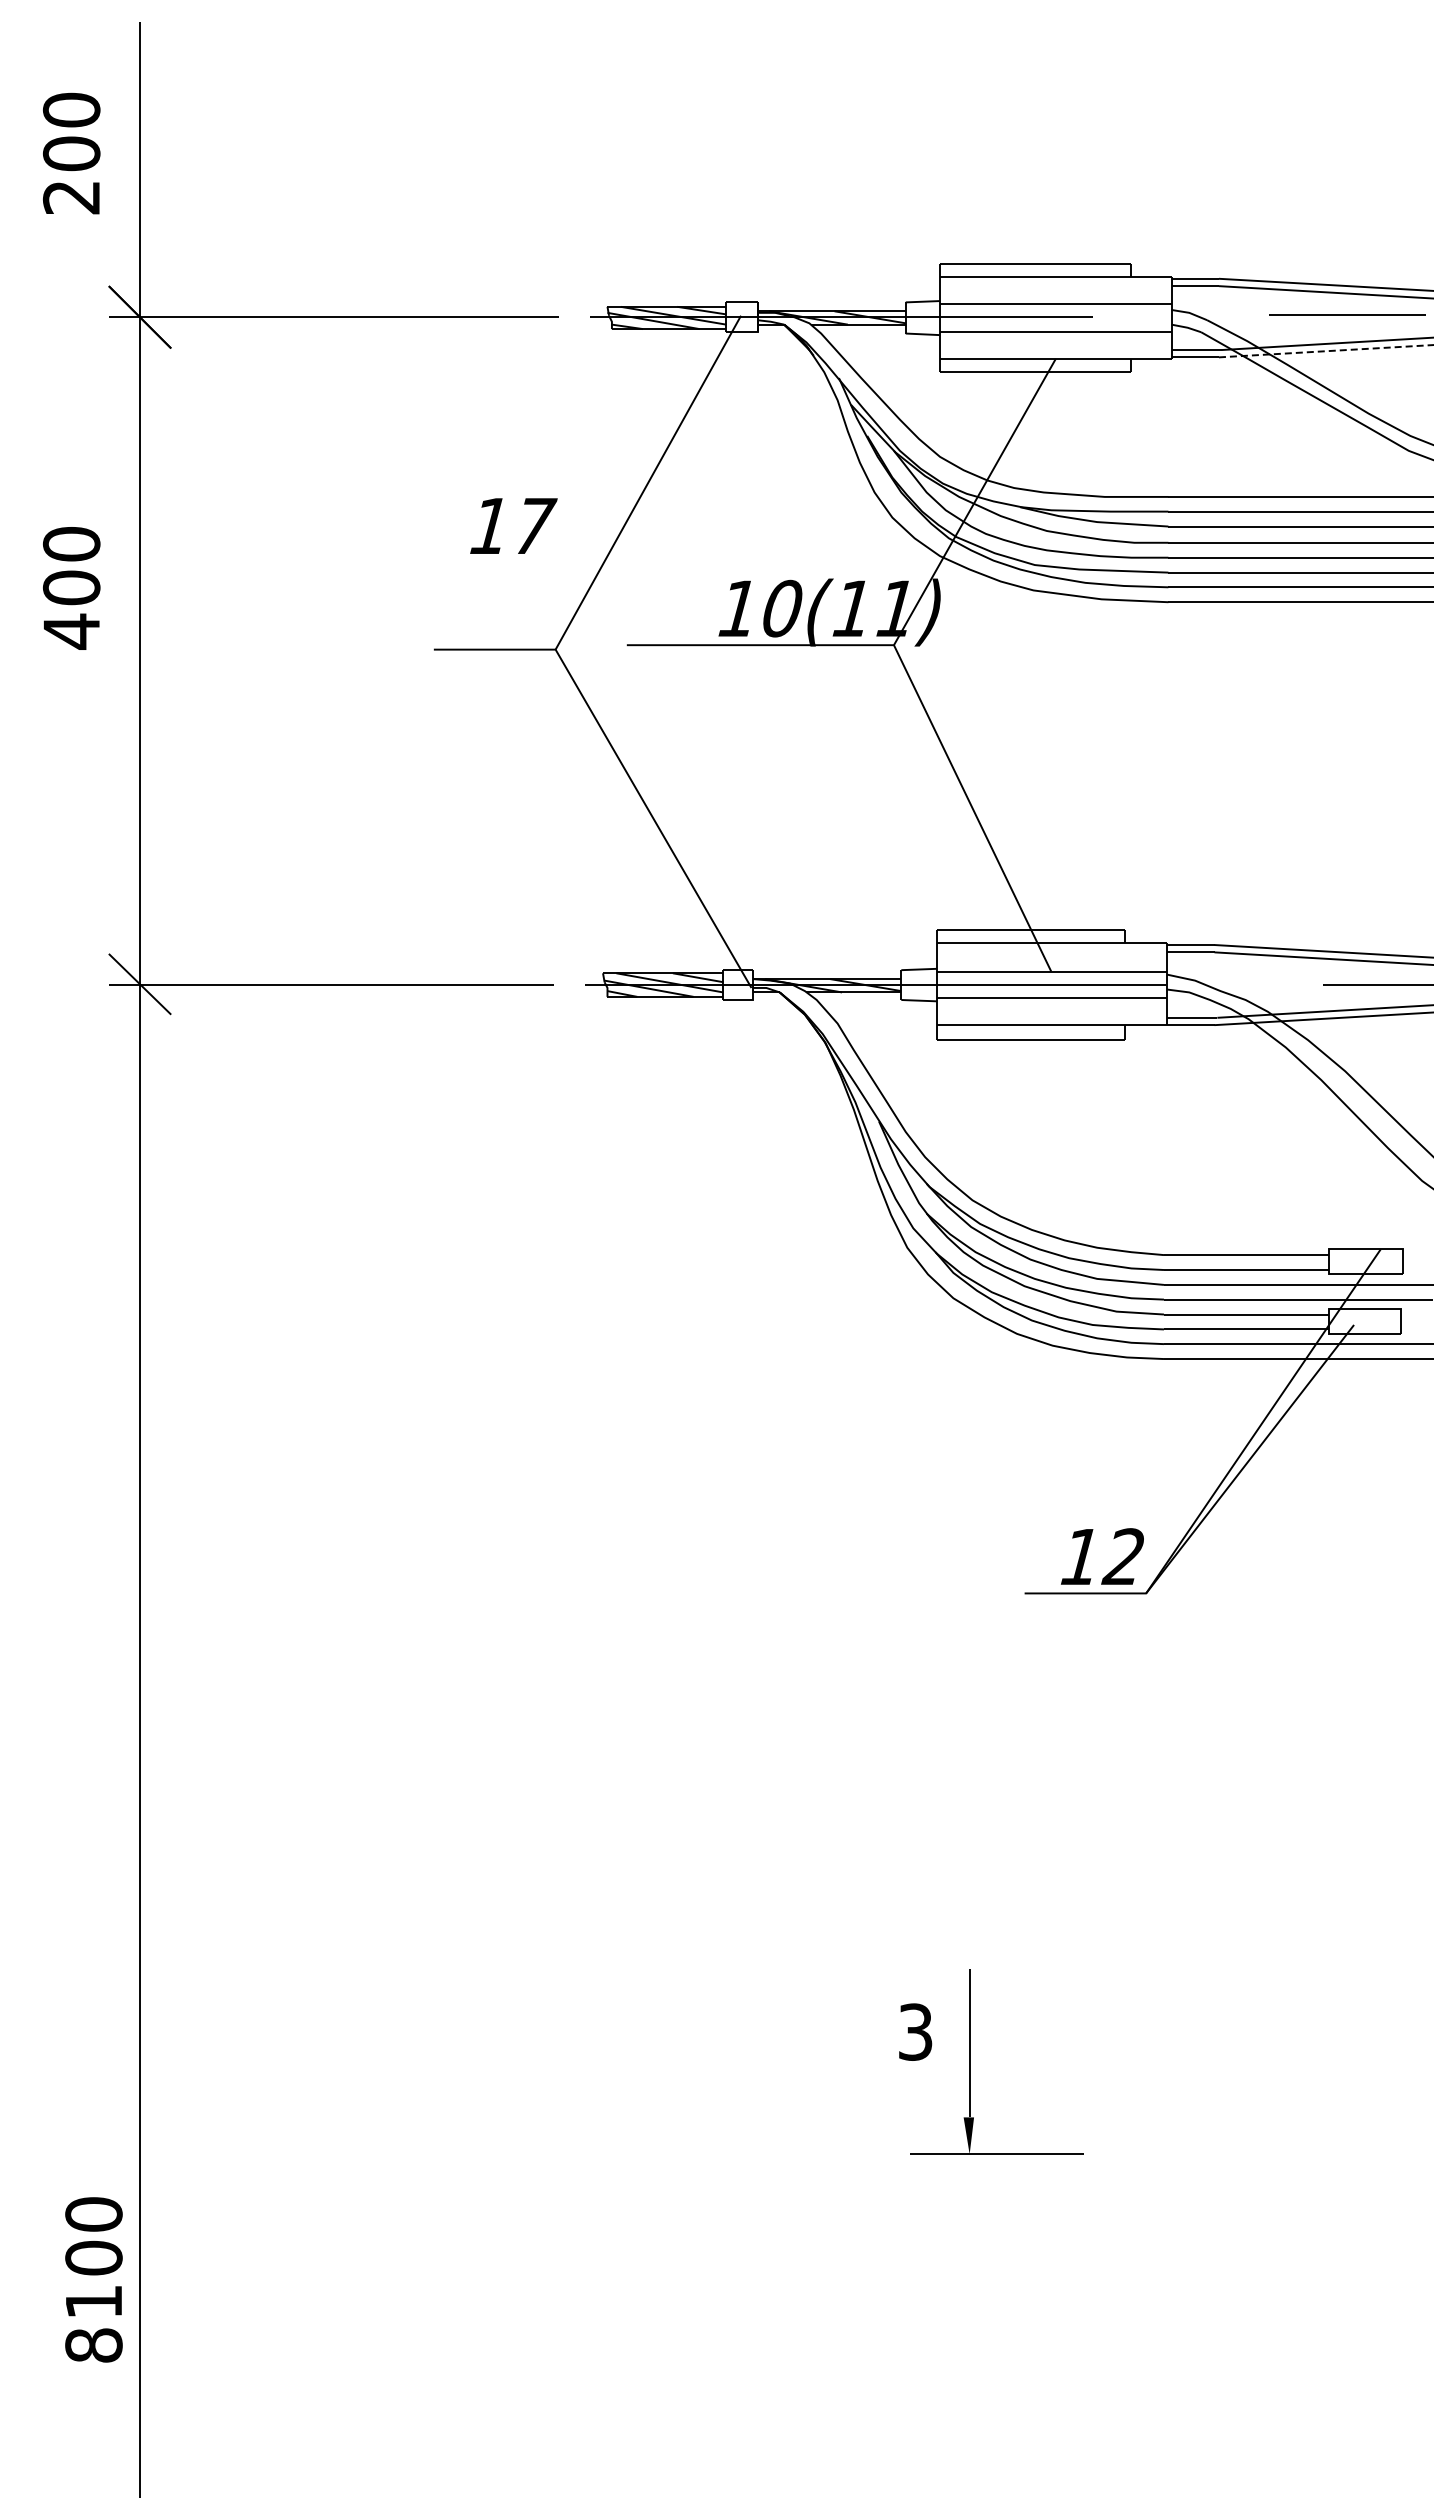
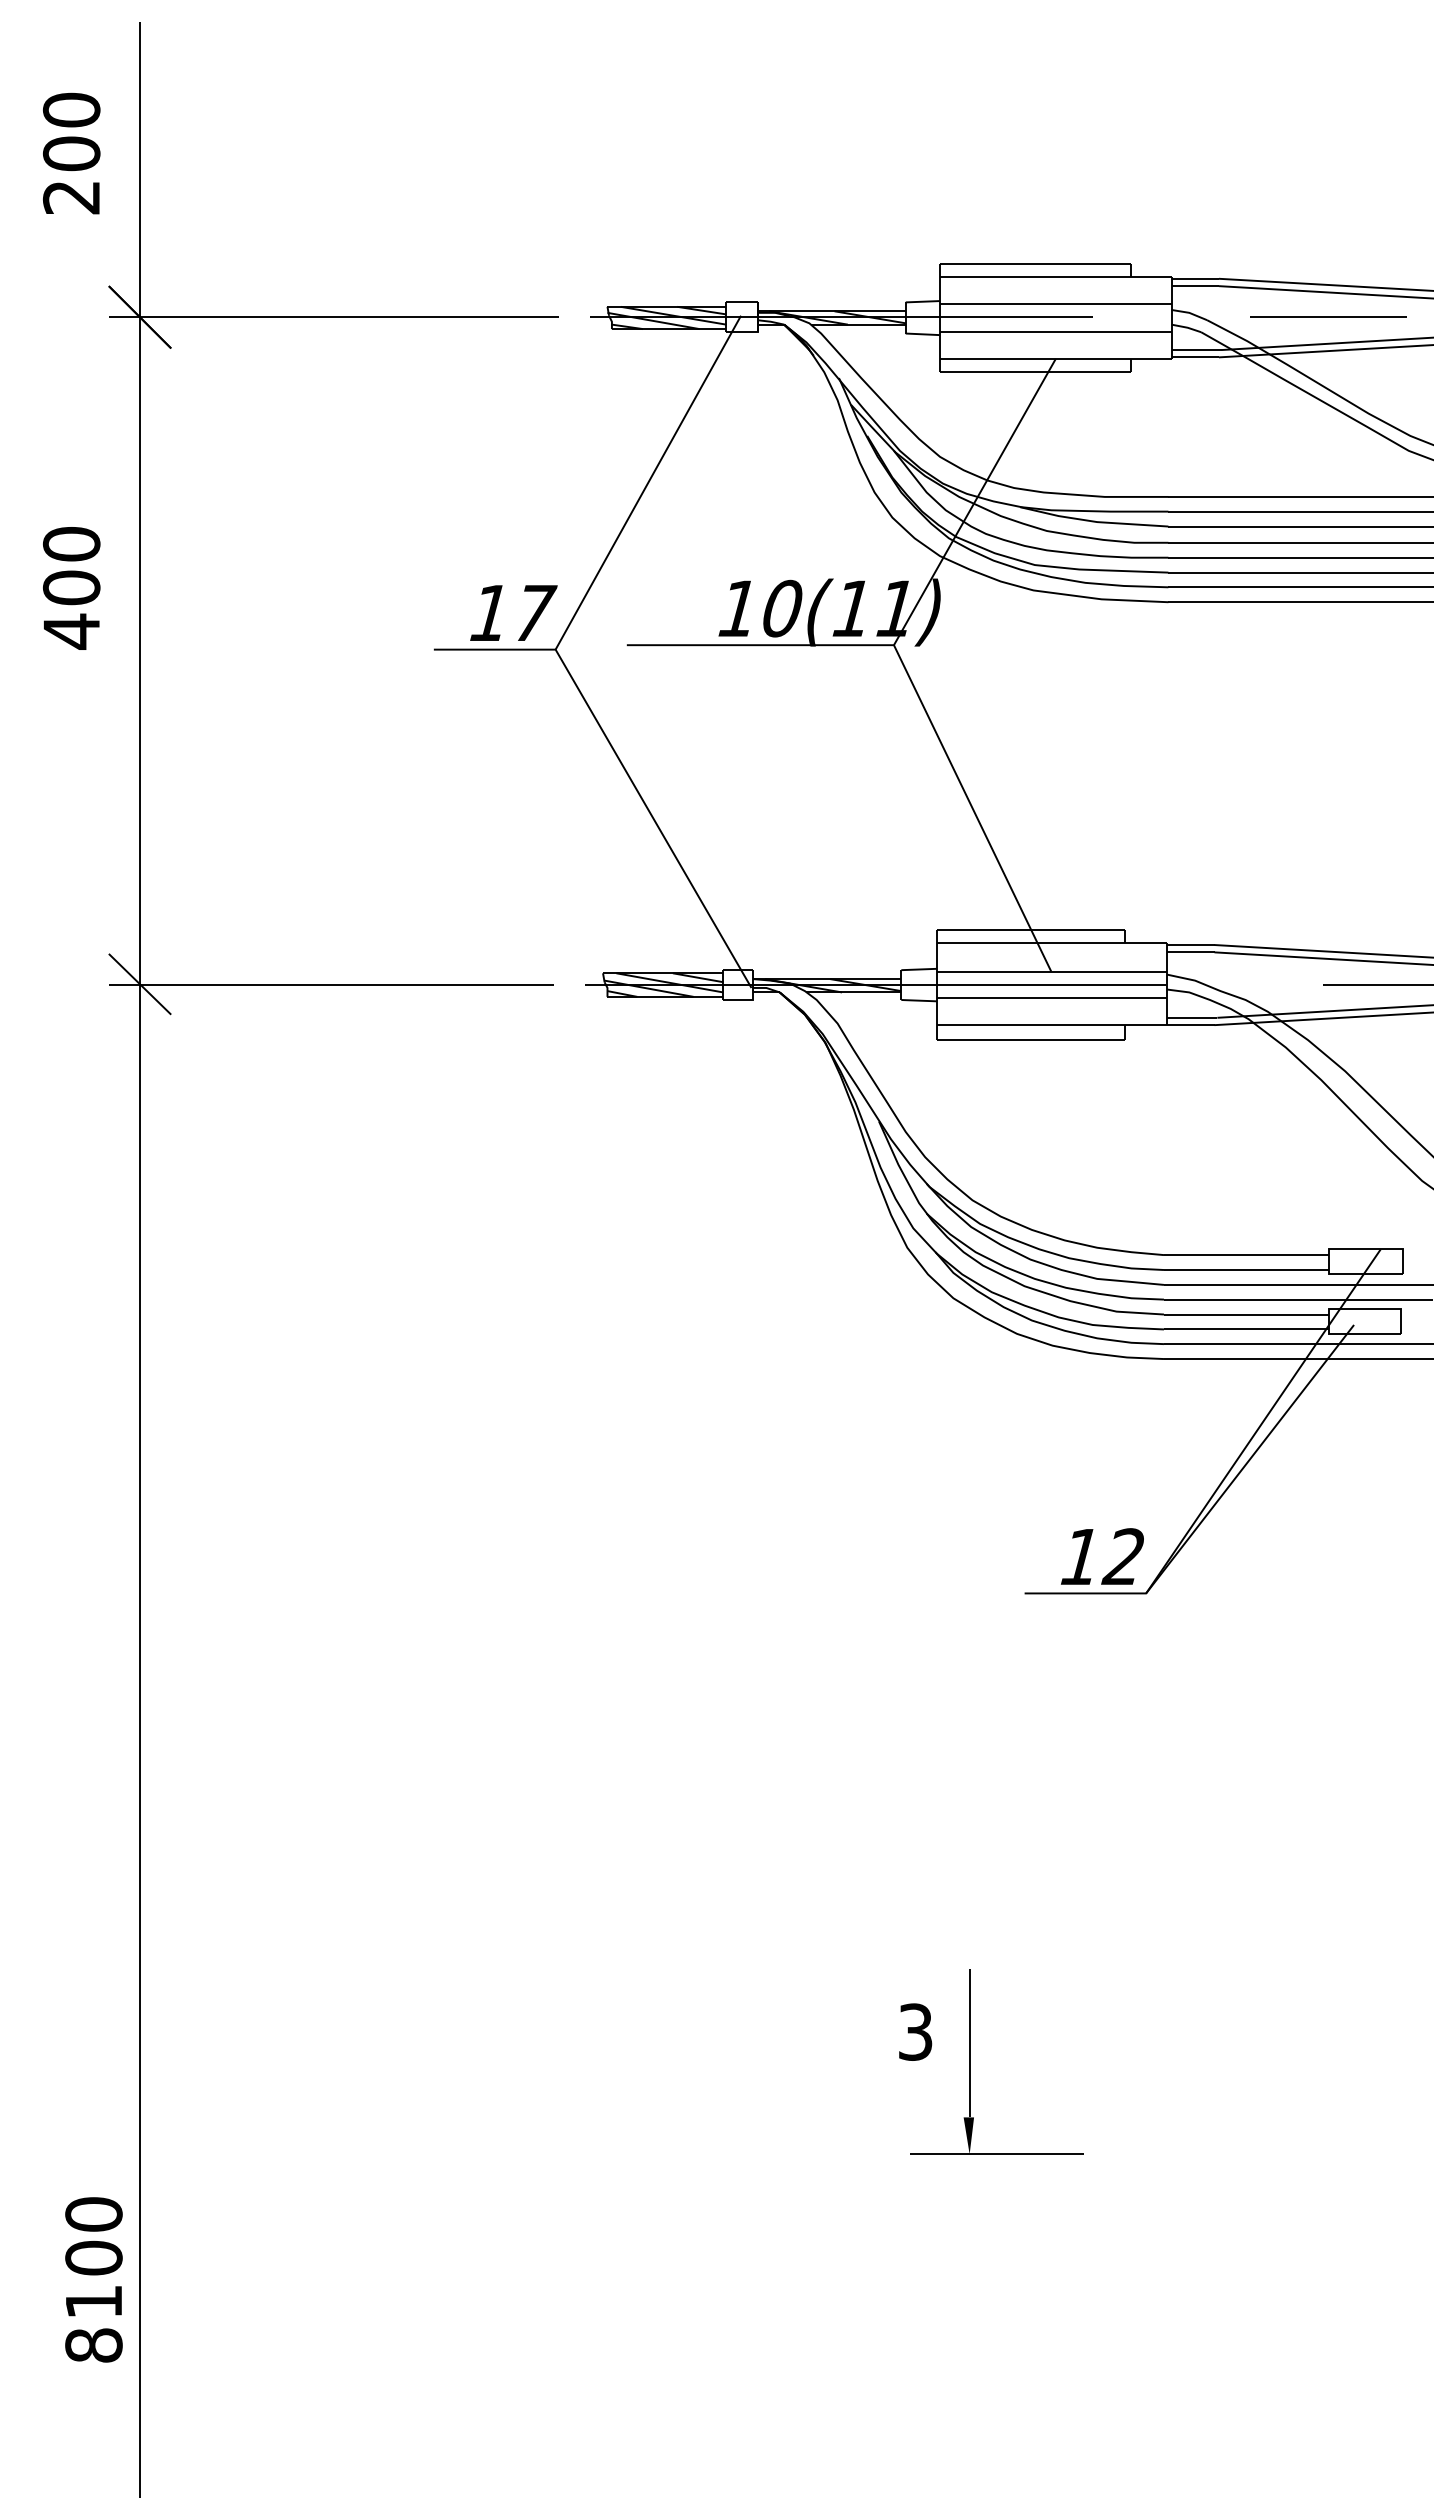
line position: (1347, 314) -> (1328, 316) (1328, 316)
line: dashed -> solid (1326, 351)
text position: (513, 525) -> (513, 612) (513, 612)
